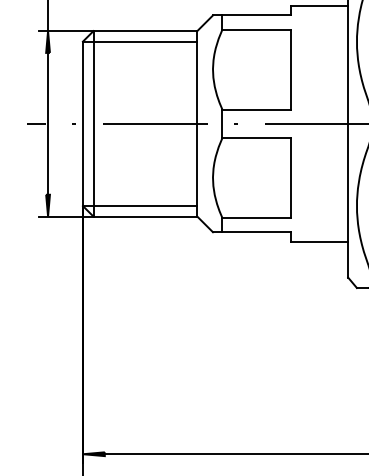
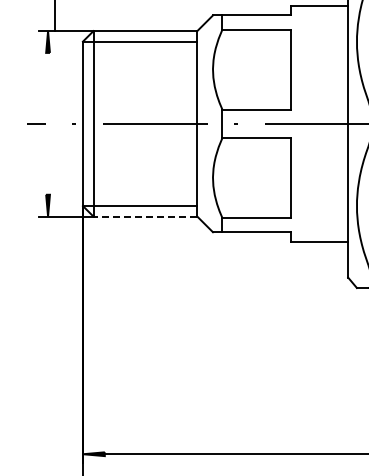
line position: (48, 16) -> (55, 16) (55, 16)
line: present -> none (48, 123)
line: solid -> dashed (145, 216)
